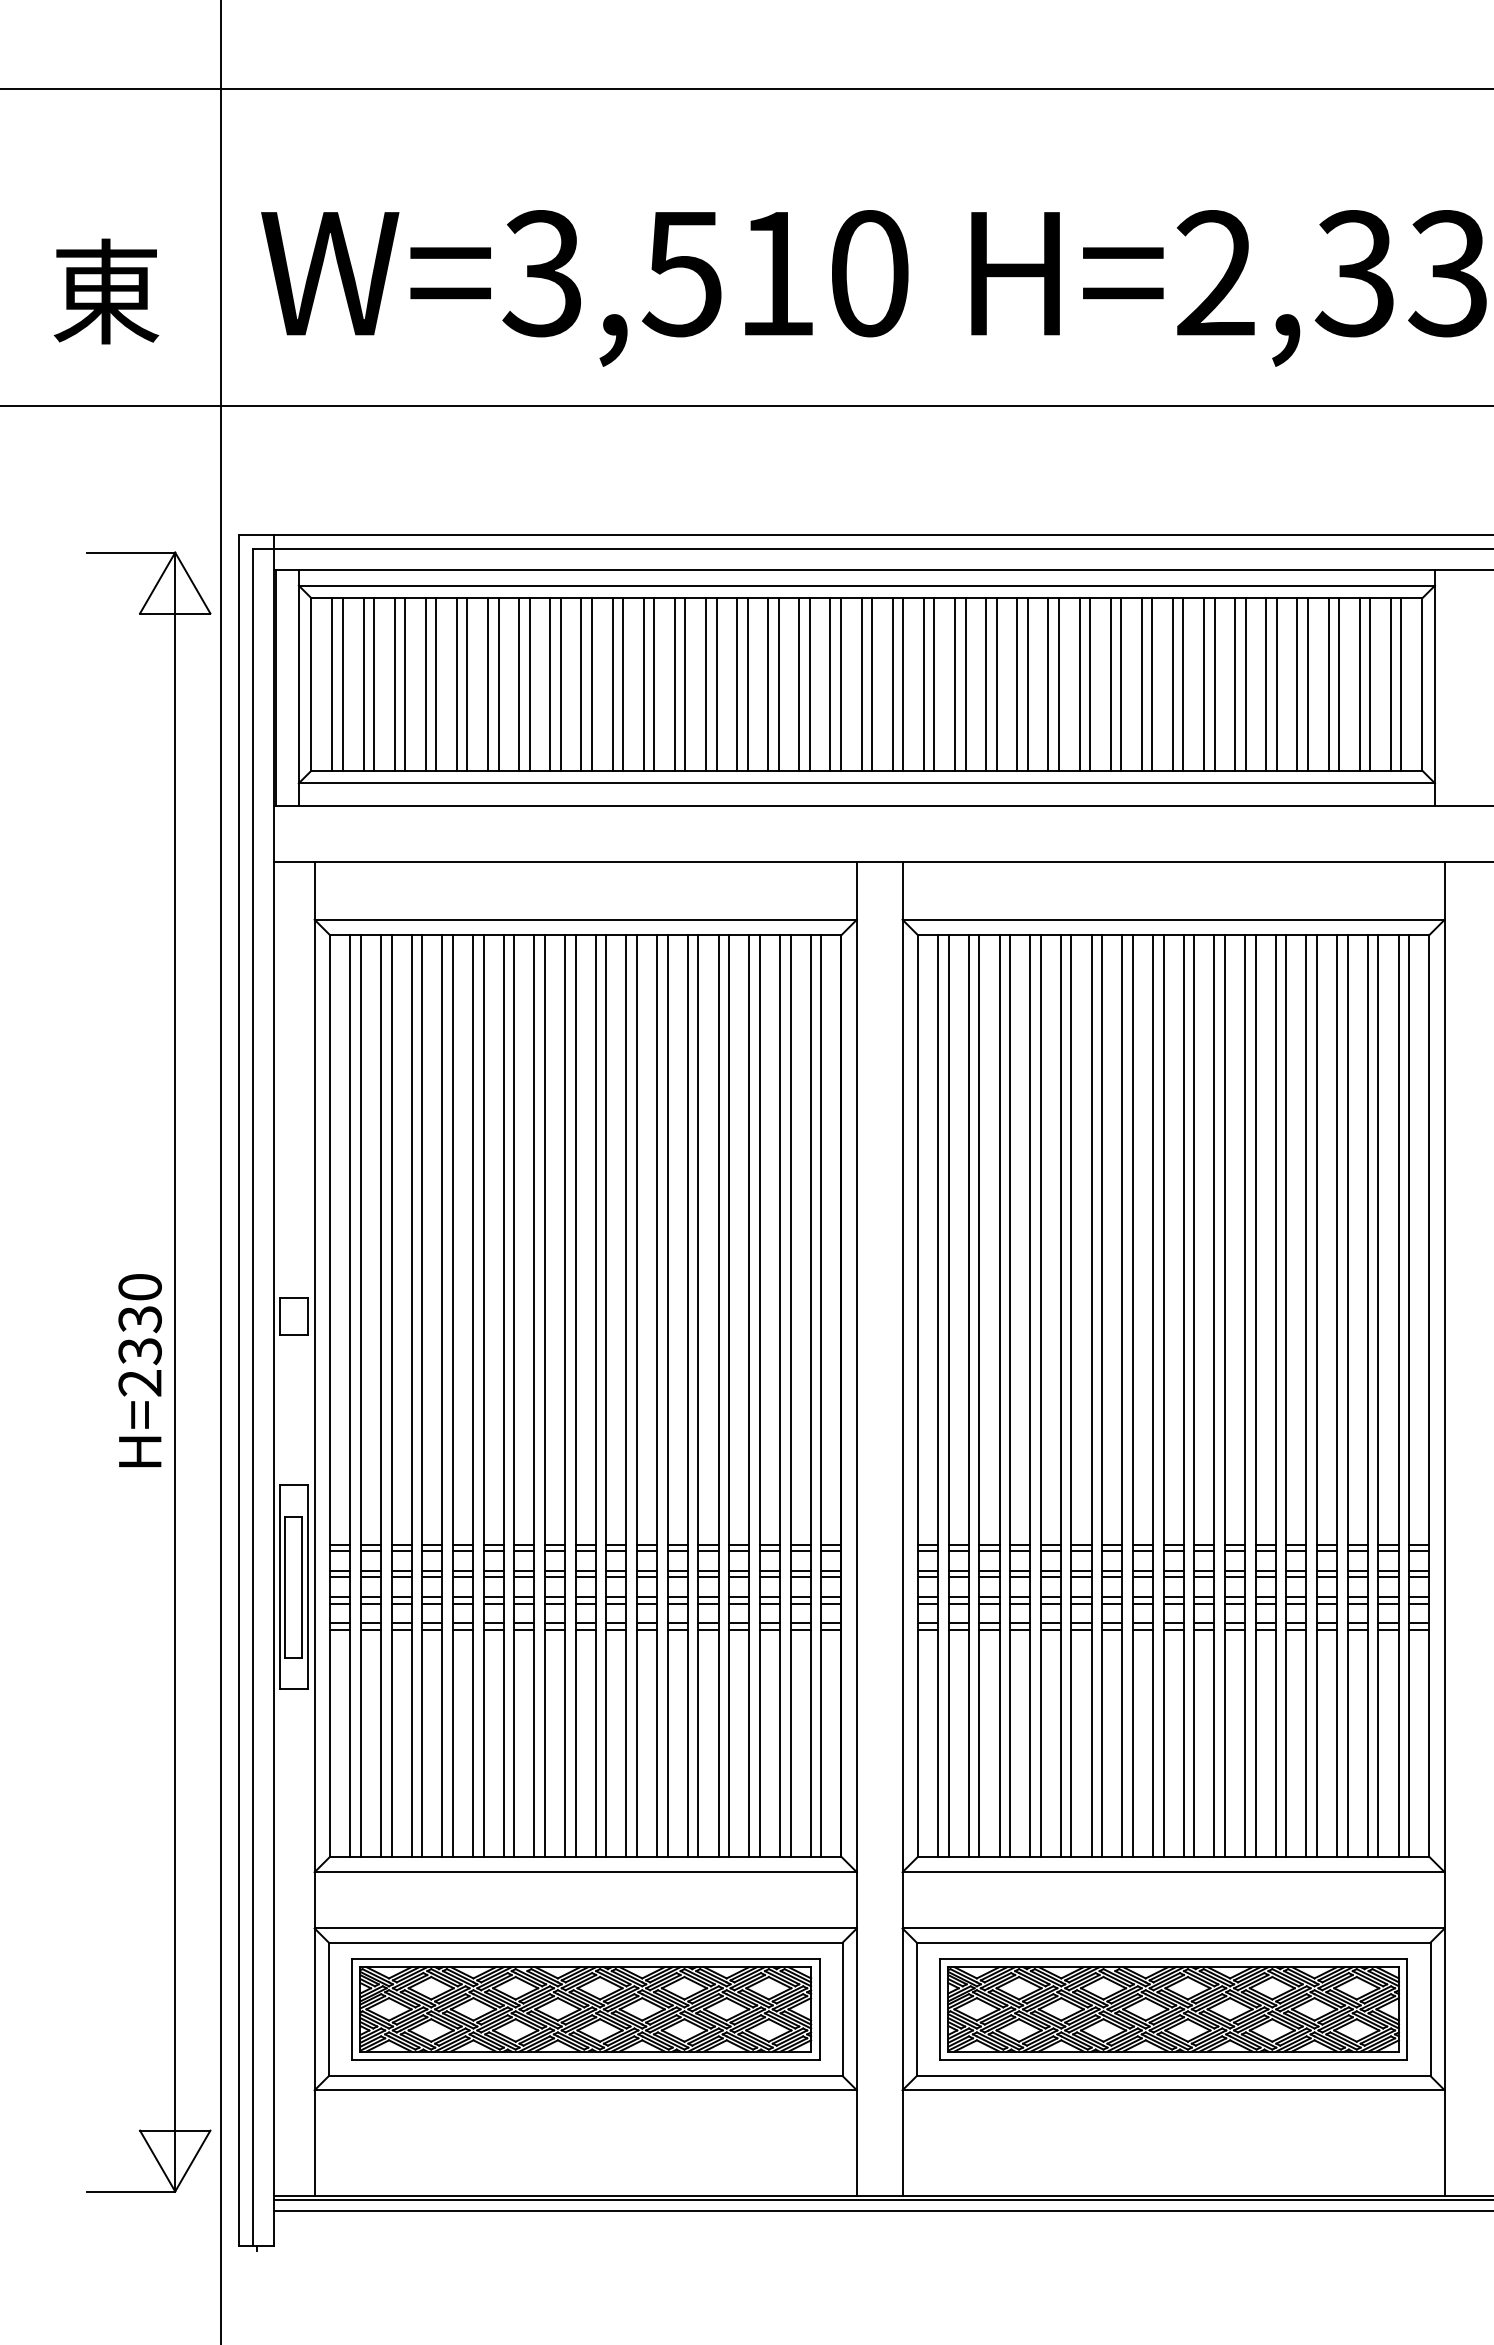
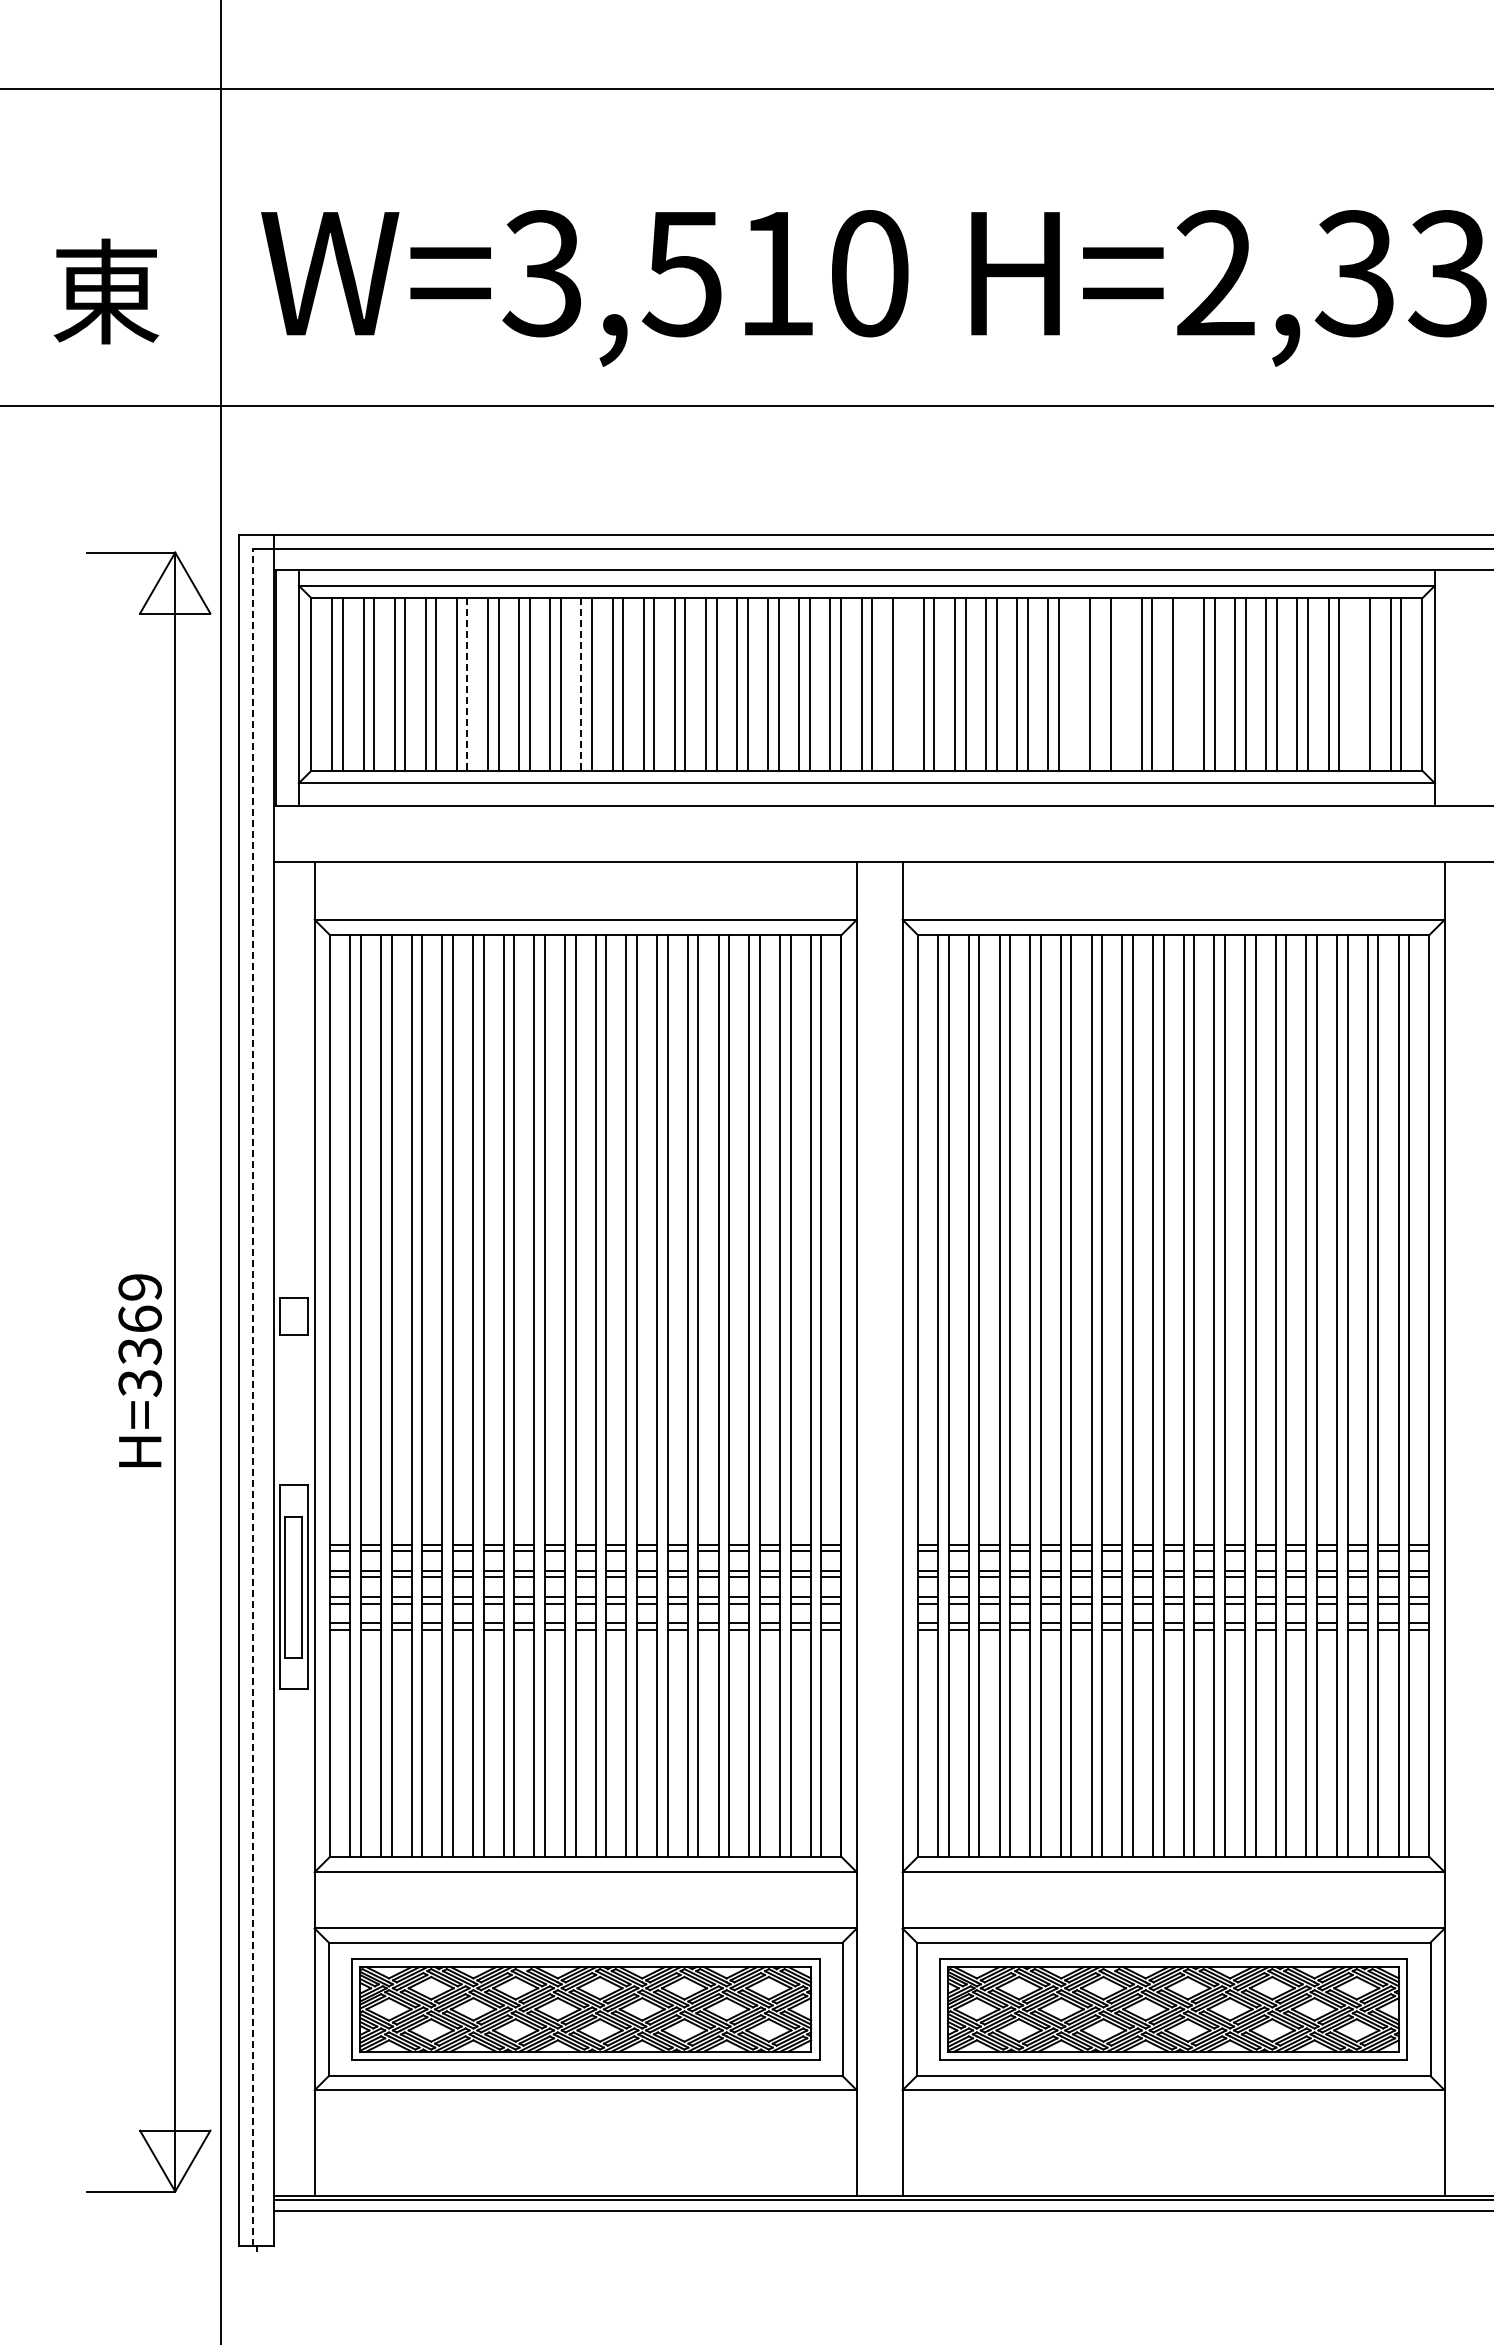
line: solid -> dashed (467, 684)
line: solid -> dashed (581, 684)
line: present -> none (903, 684)
line: present -> none (1079, 684)
line: present -> none (1121, 684)
line: present -> none (1183, 684)
line: present -> none (1359, 684)
text: H=2330 -> H=3369 (139, 1335)
line: solid -> dashed (253, 1396)
